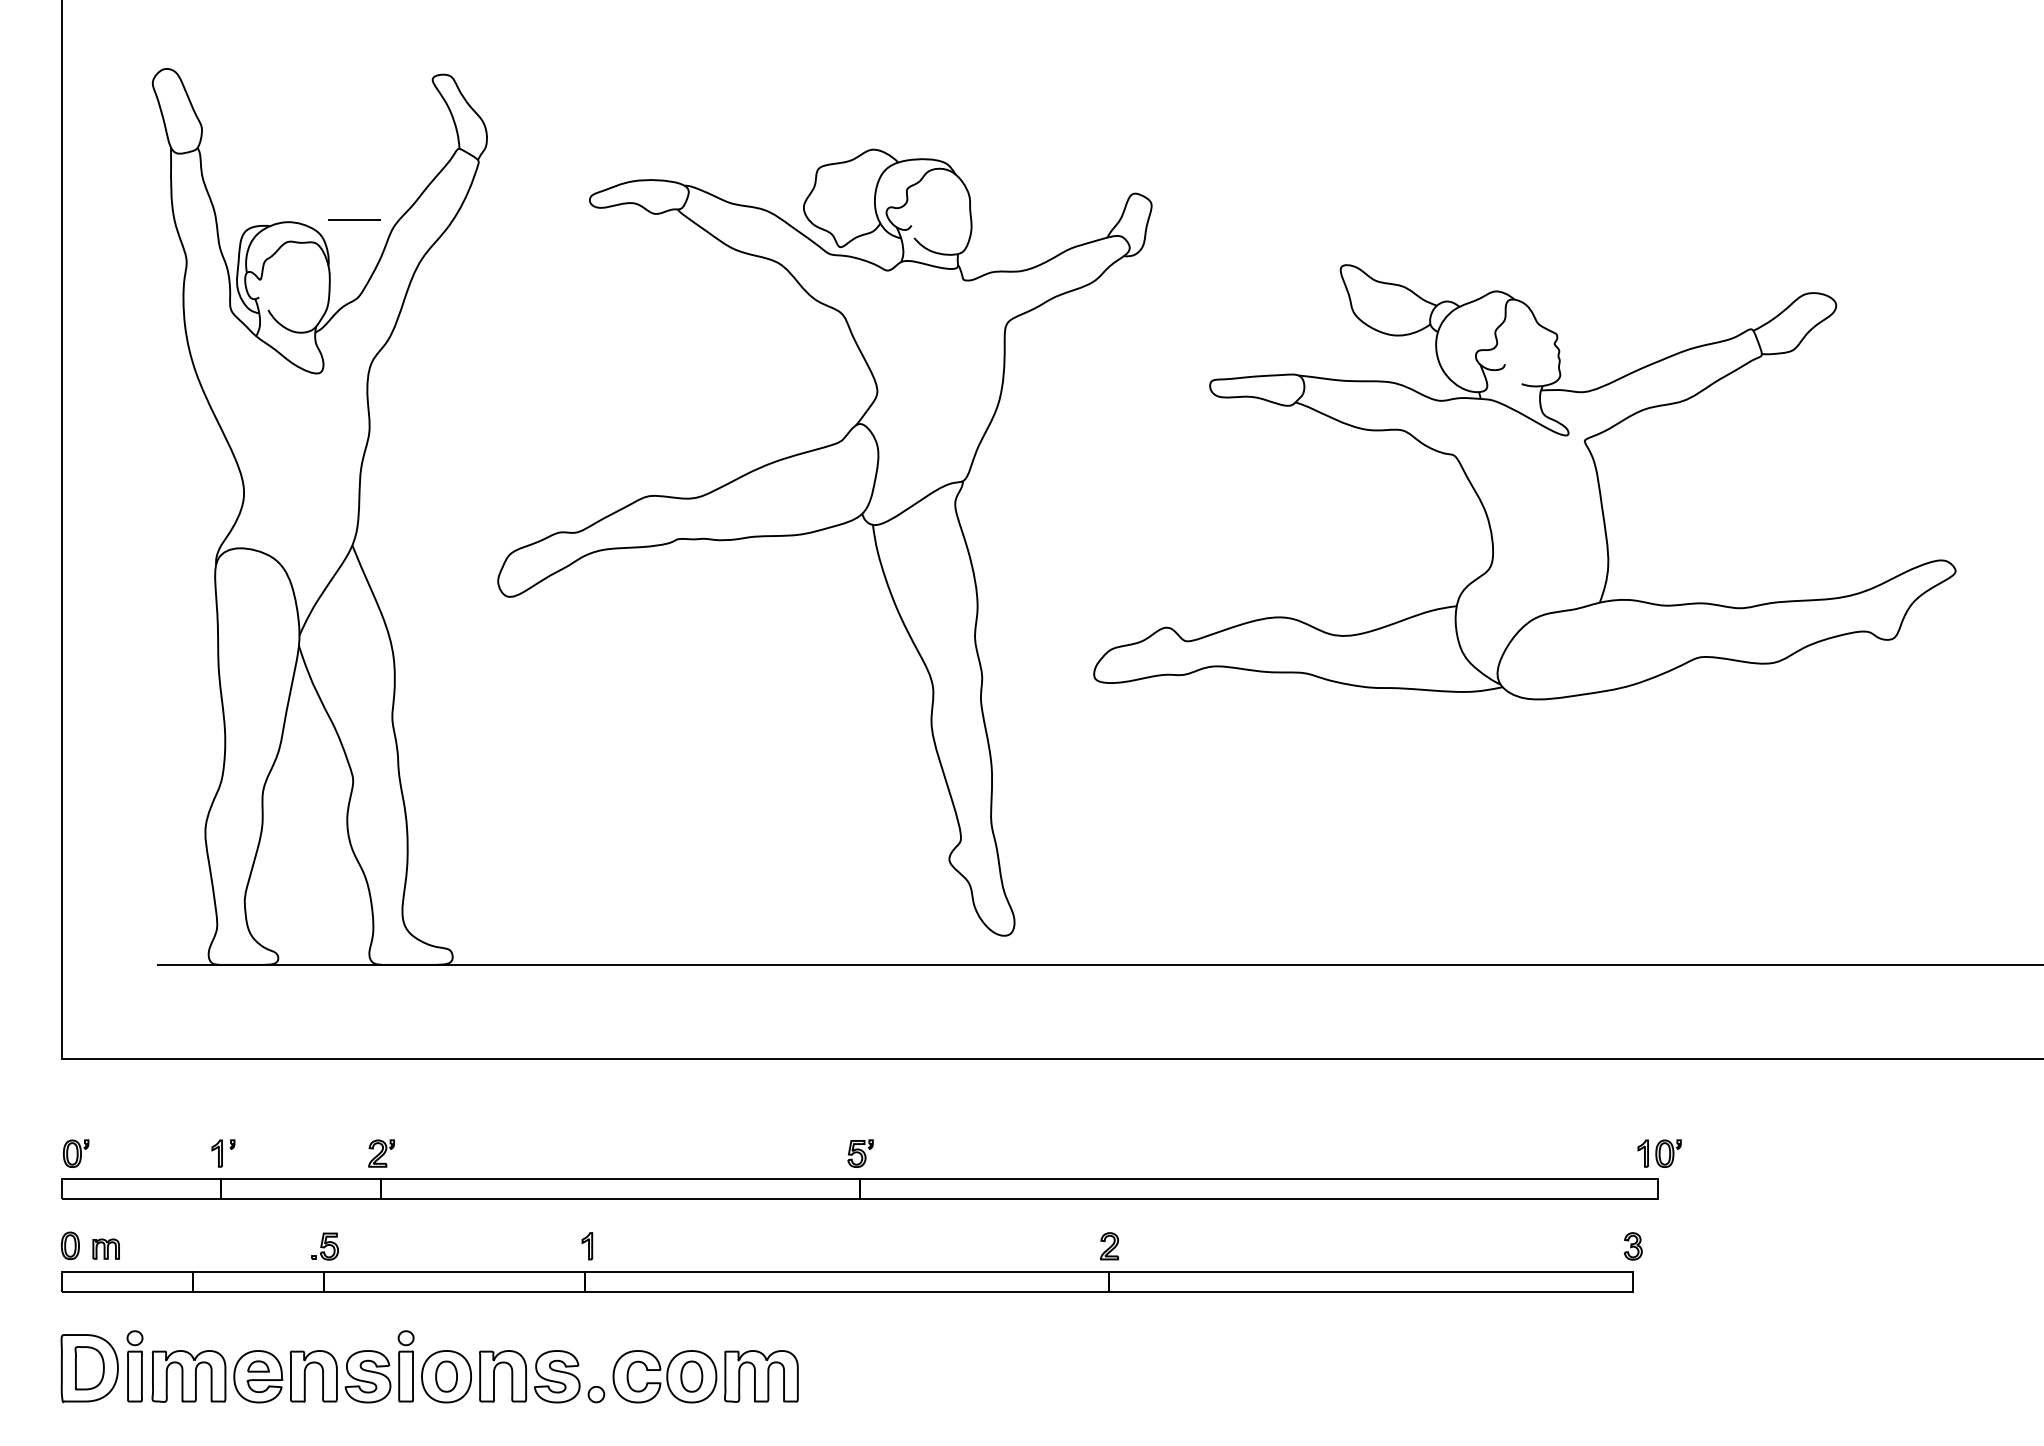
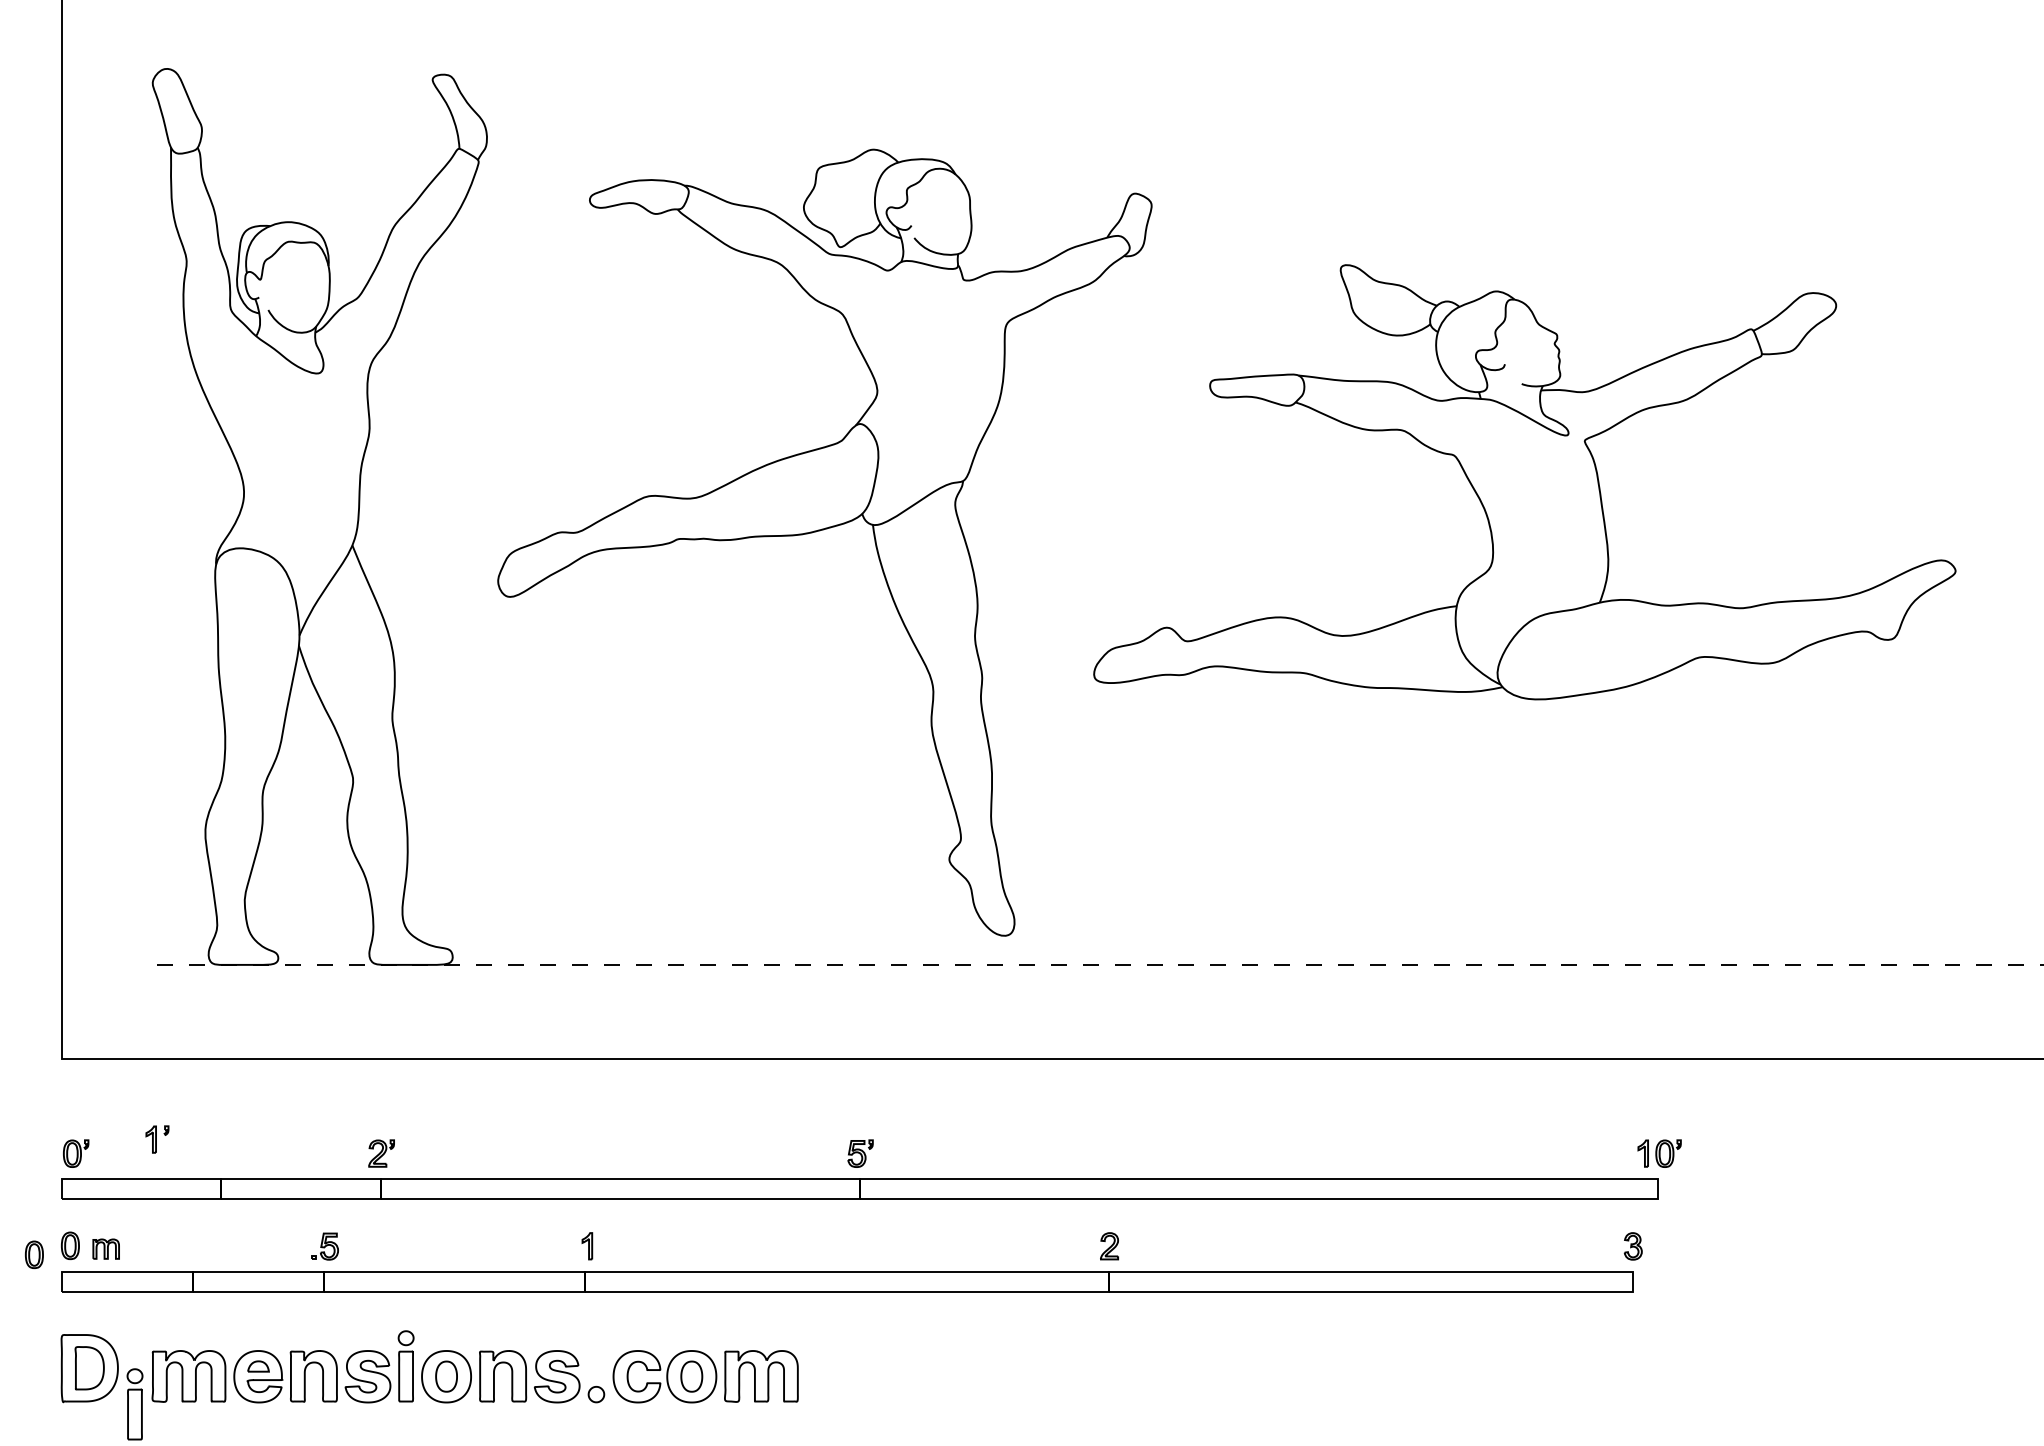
line: present -> none (354, 219)
line: solid -> dashed (1100, 964)
part position: (223, 1153) -> (157, 1139) (157, 1139)
part: none -> present (34, 1254)
part position: (134, 1366) -> (134, 1404) (134, 1404)
